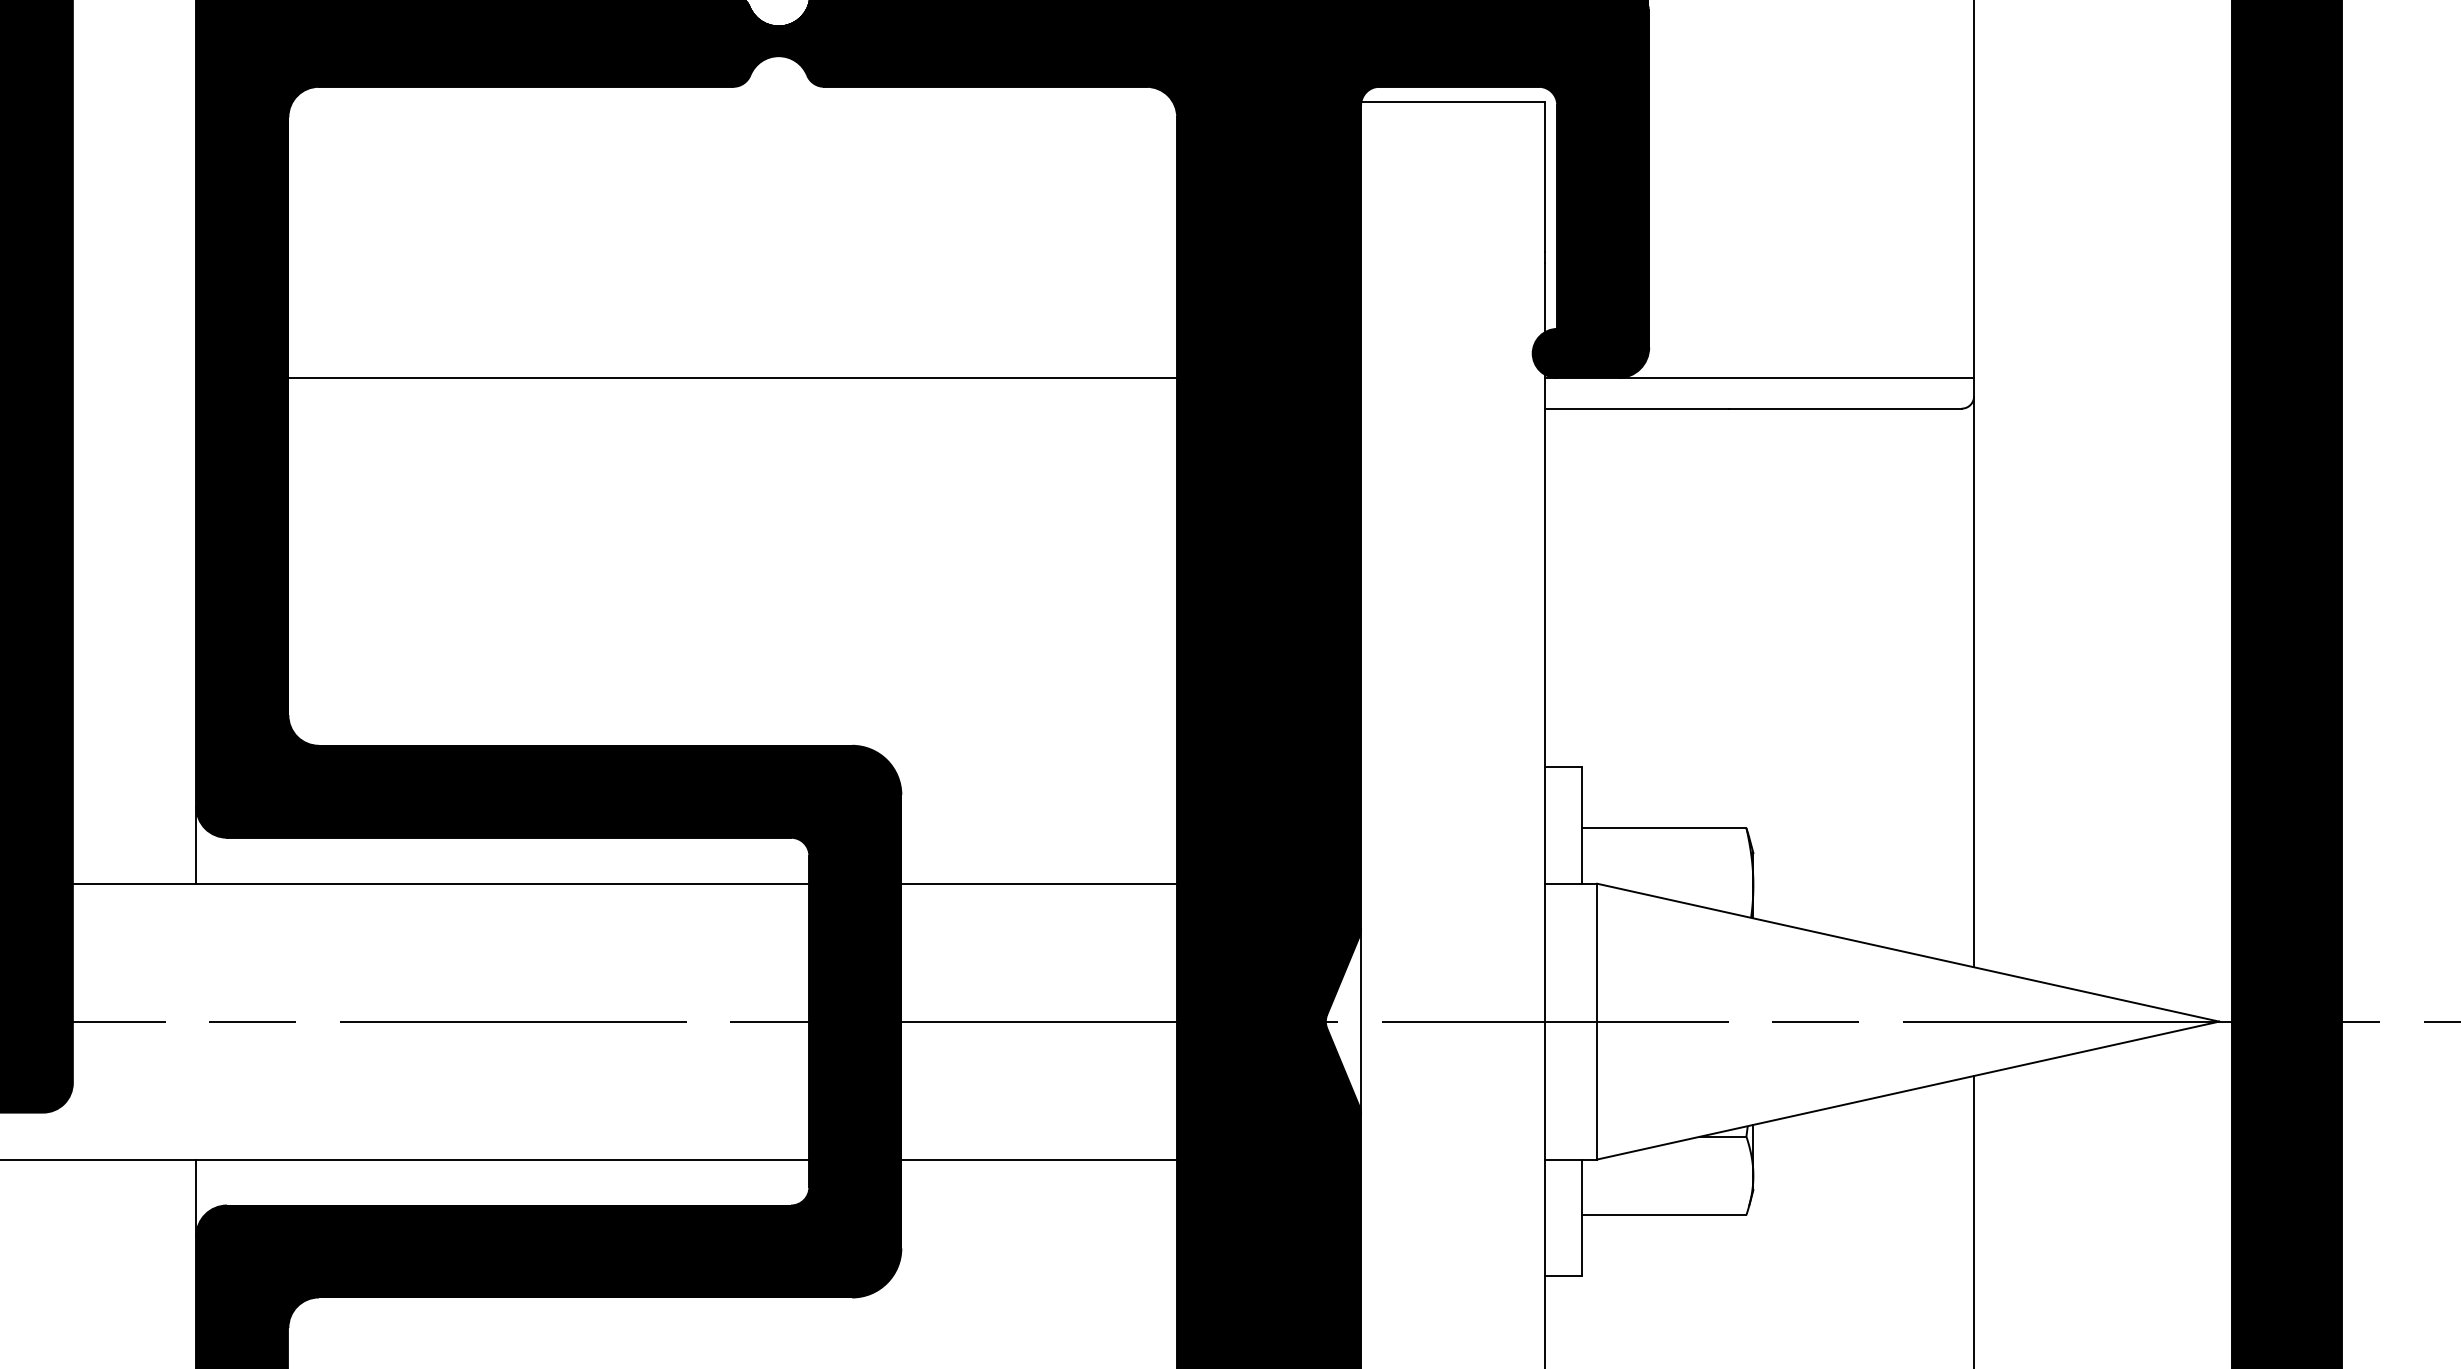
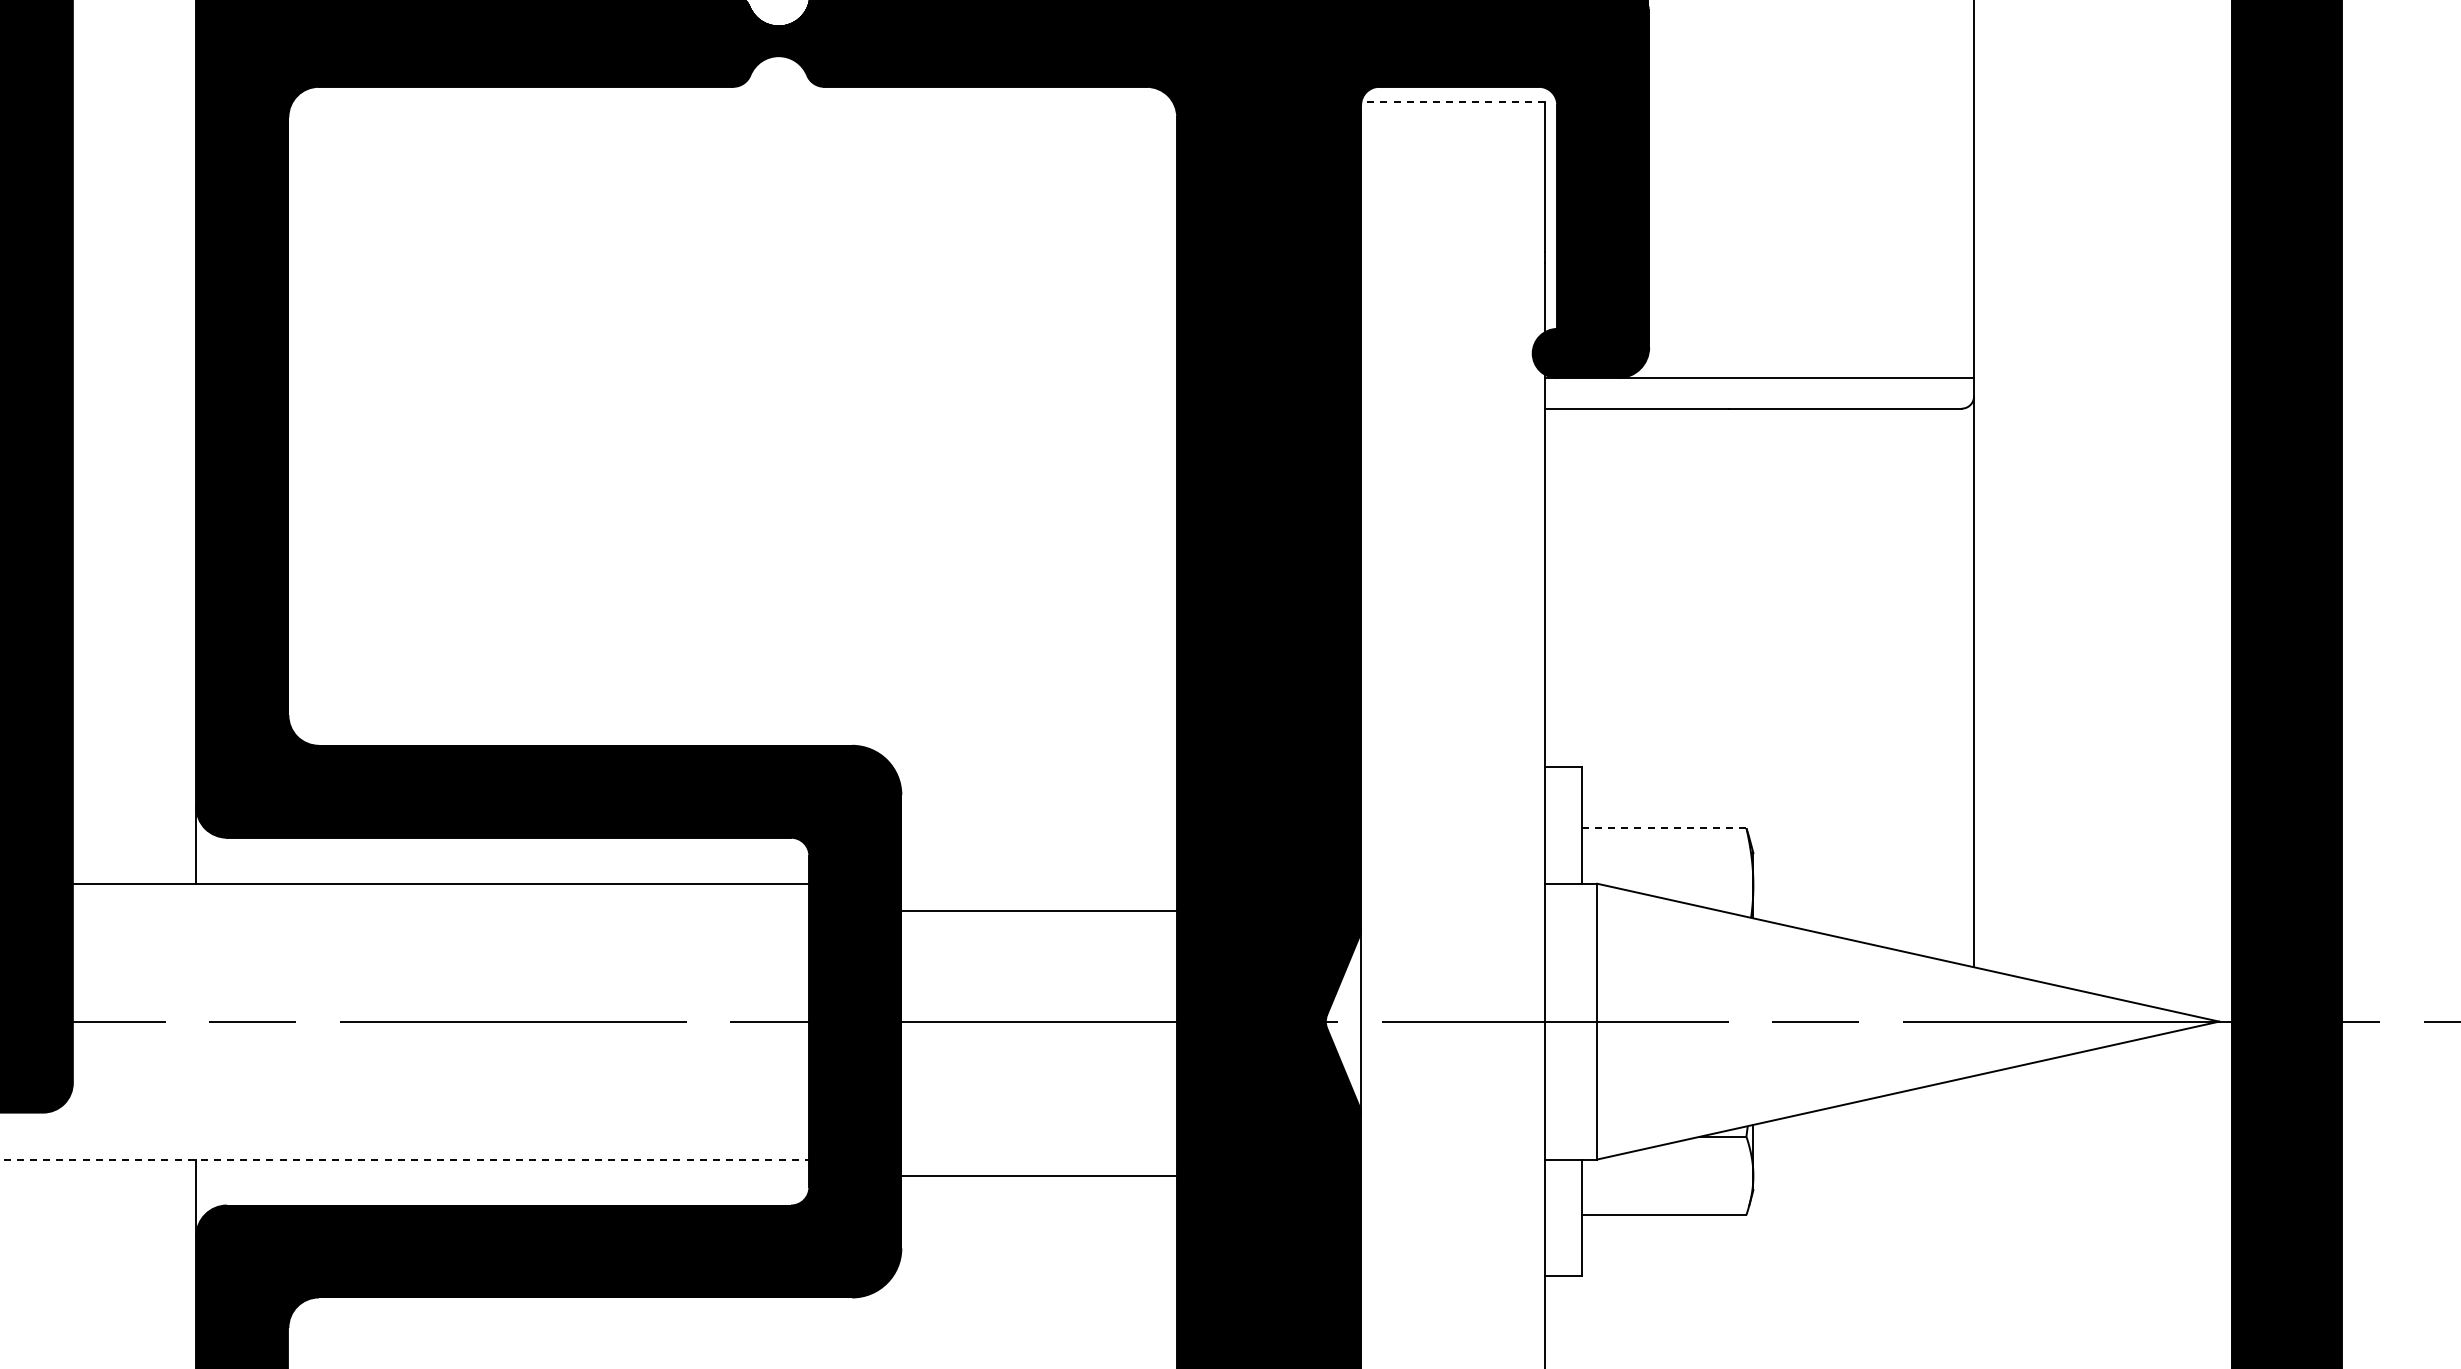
line: solid -> dashed (1453, 102)
line: present -> none (732, 378)
line: solid -> dashed (1663, 828)
line position: (1039, 883) -> (1039, 910) (1039, 910)
line: solid -> dashed (405, 1159)
line position: (1039, 1159) -> (1039, 1175) (1039, 1175)
line: present -> none (1974, 1220)
